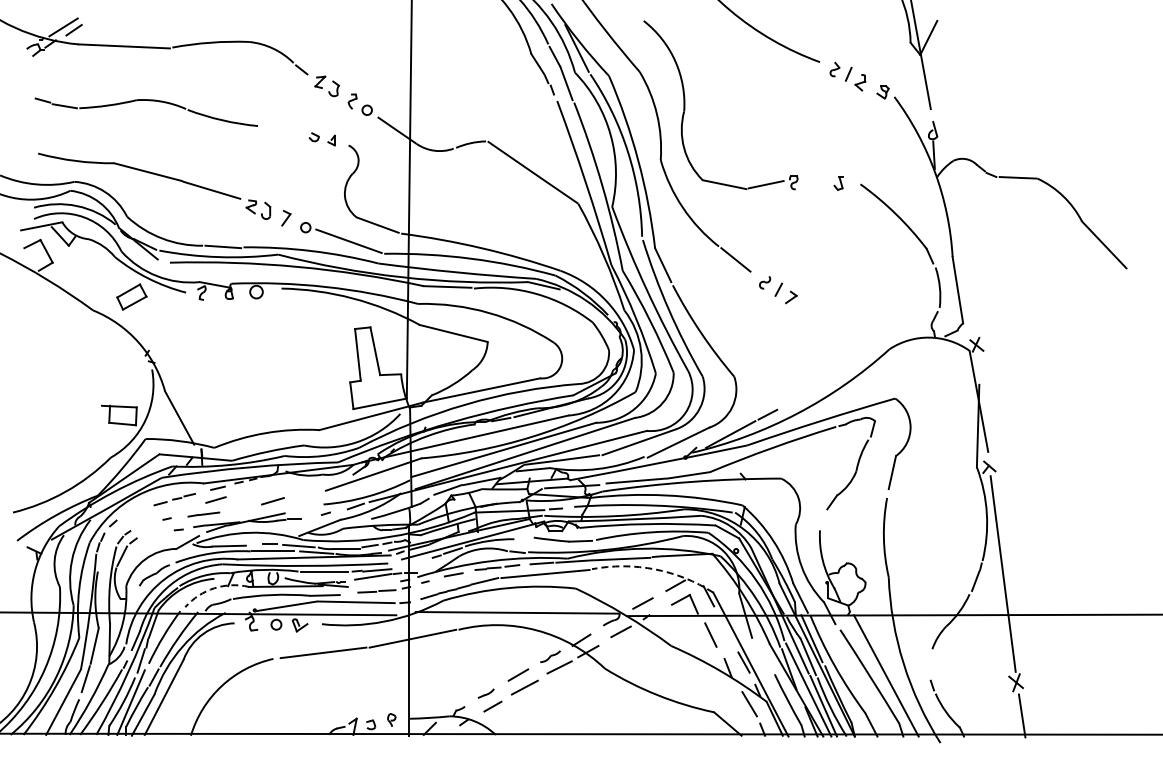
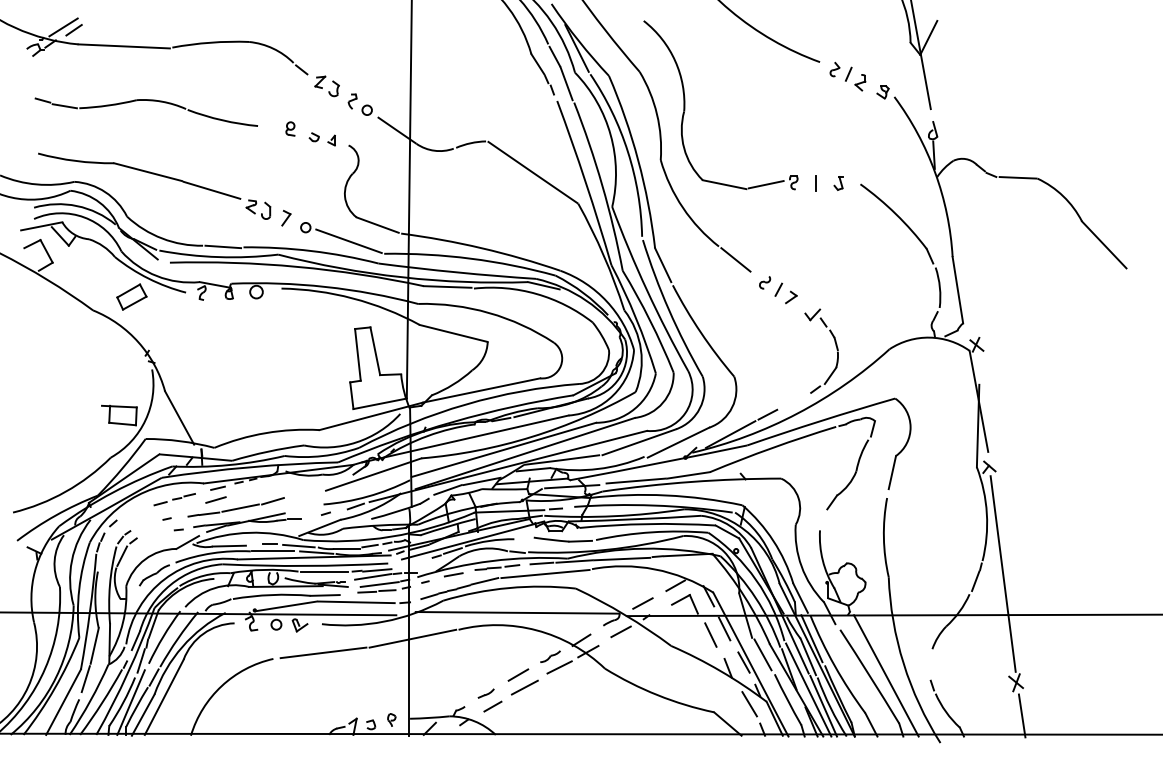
part: none -> present (290, 128)
line: none -> present (815, 183)
part: none -> present (835, 345)
line: none -> present (240, 507)
arc: dashed -> solid (654, 569)
line: none -> present (379, 584)
arc: dashed -> solid (214, 588)
line: none -> present (724, 628)
line: none -> present (762, 654)
